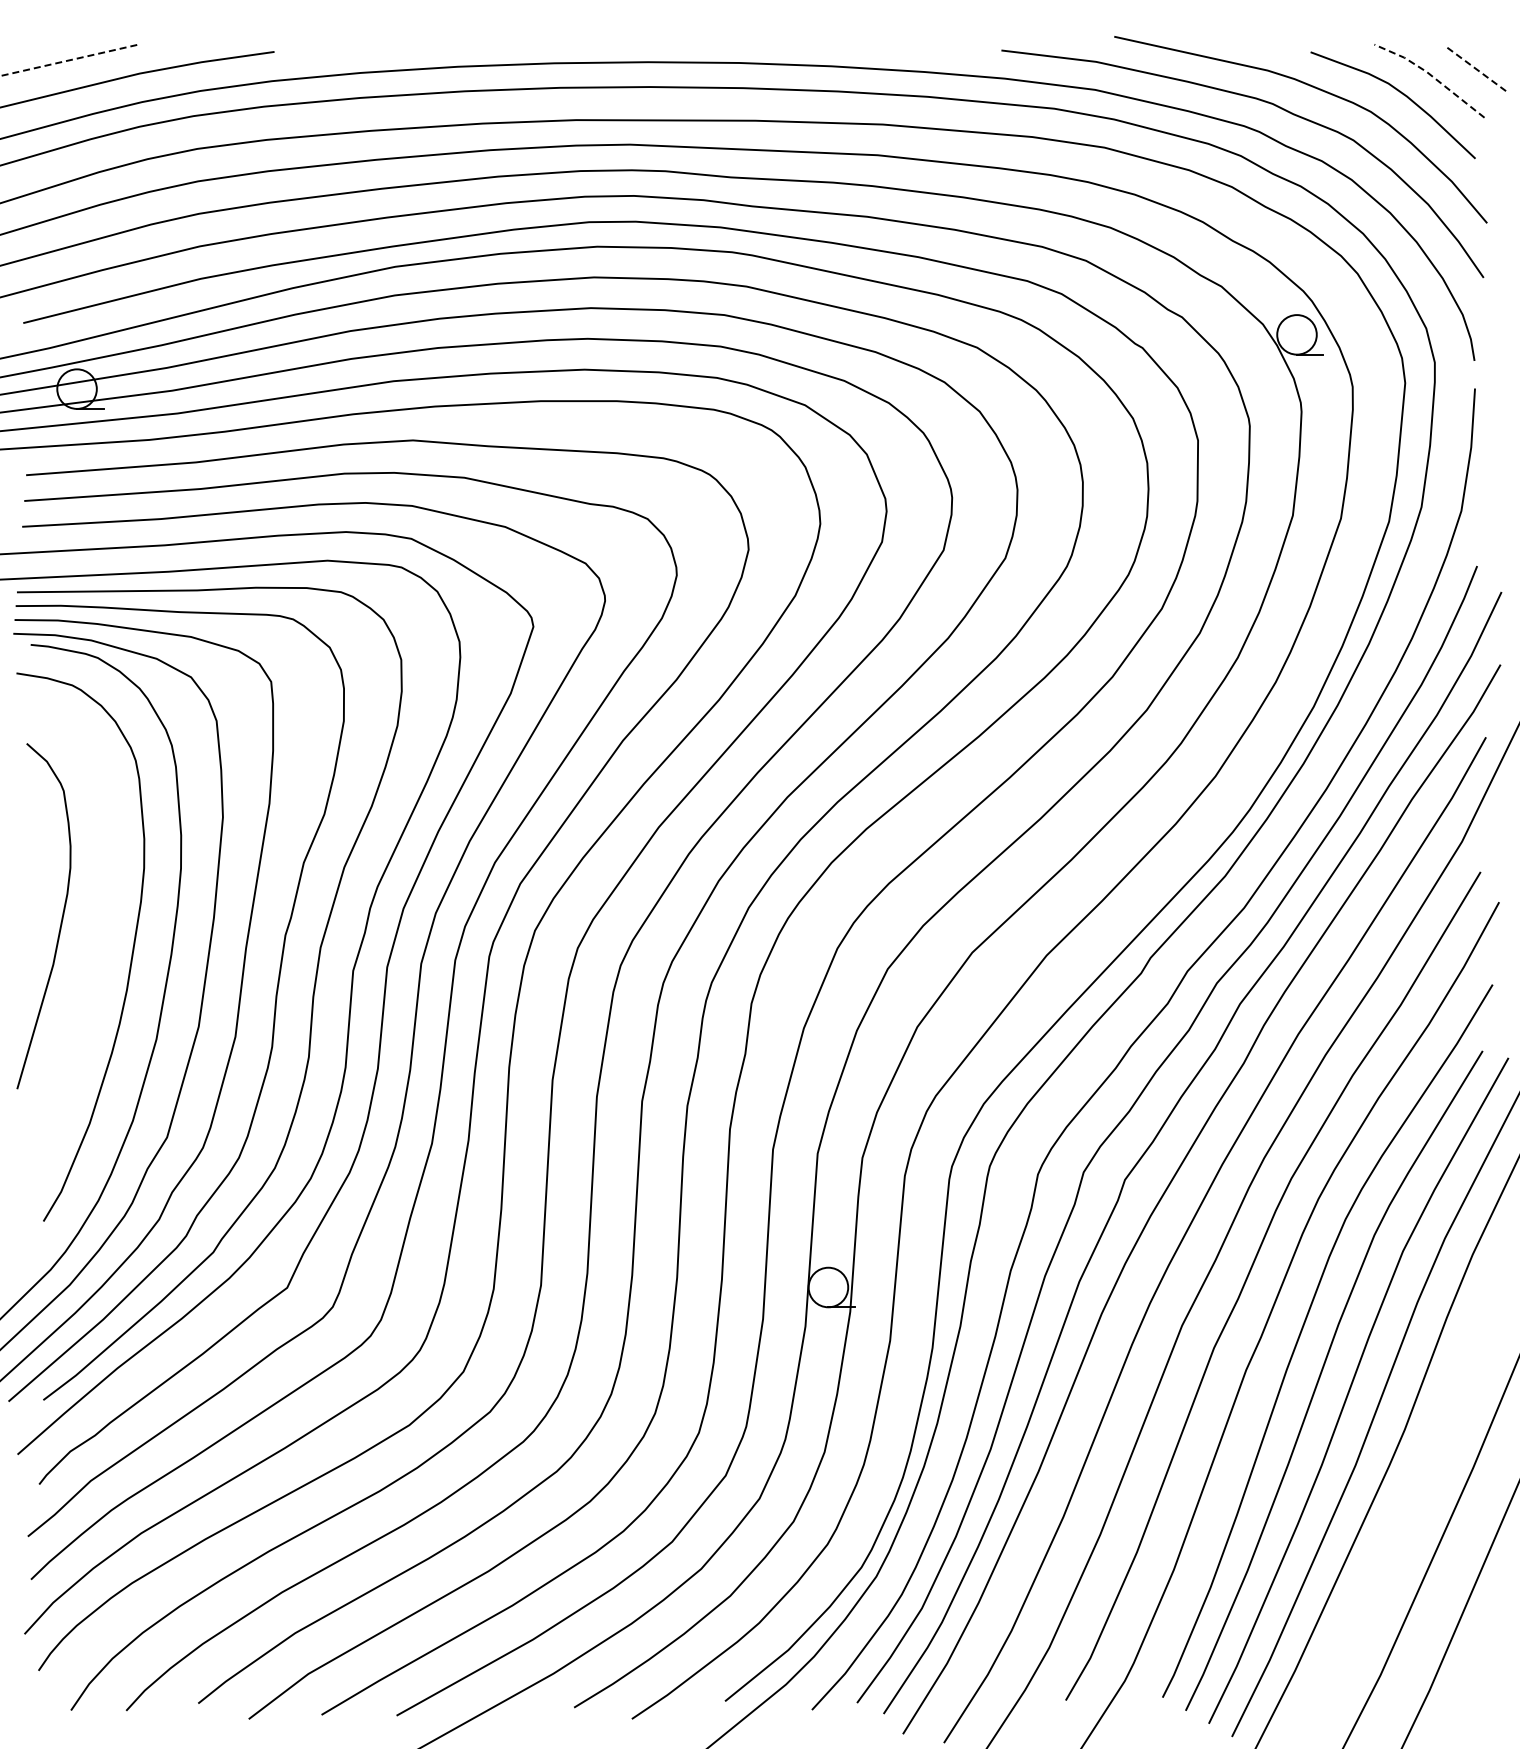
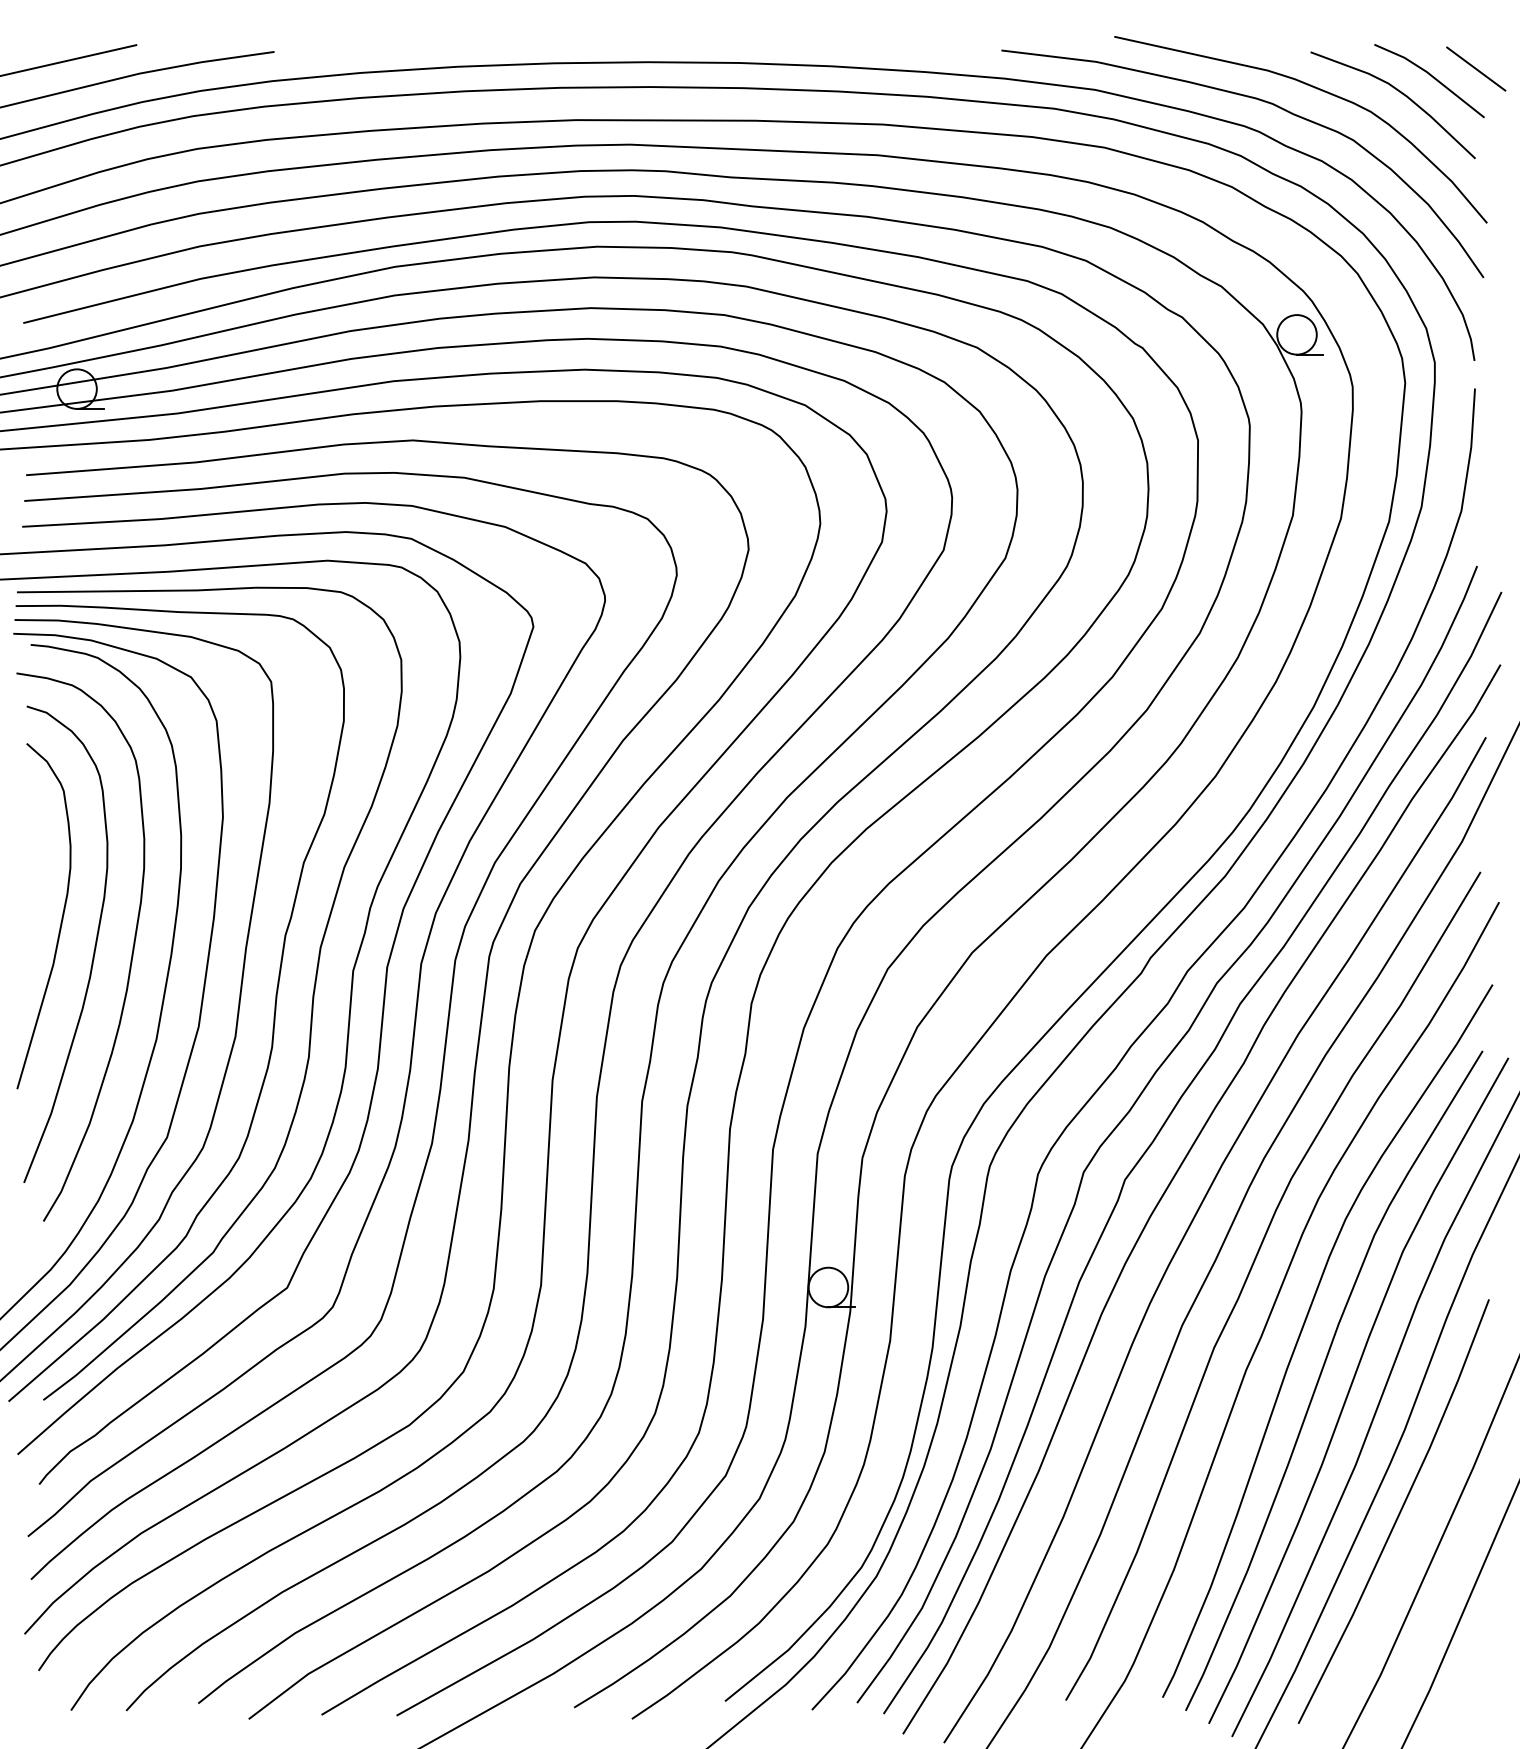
line: dashed -> solid (68, 60)
line: dashed -> solid (1475, 68)
line: dashed -> solid (1431, 75)
curve: none -> present (94, 945)
line: none -> present (1398, 1513)
